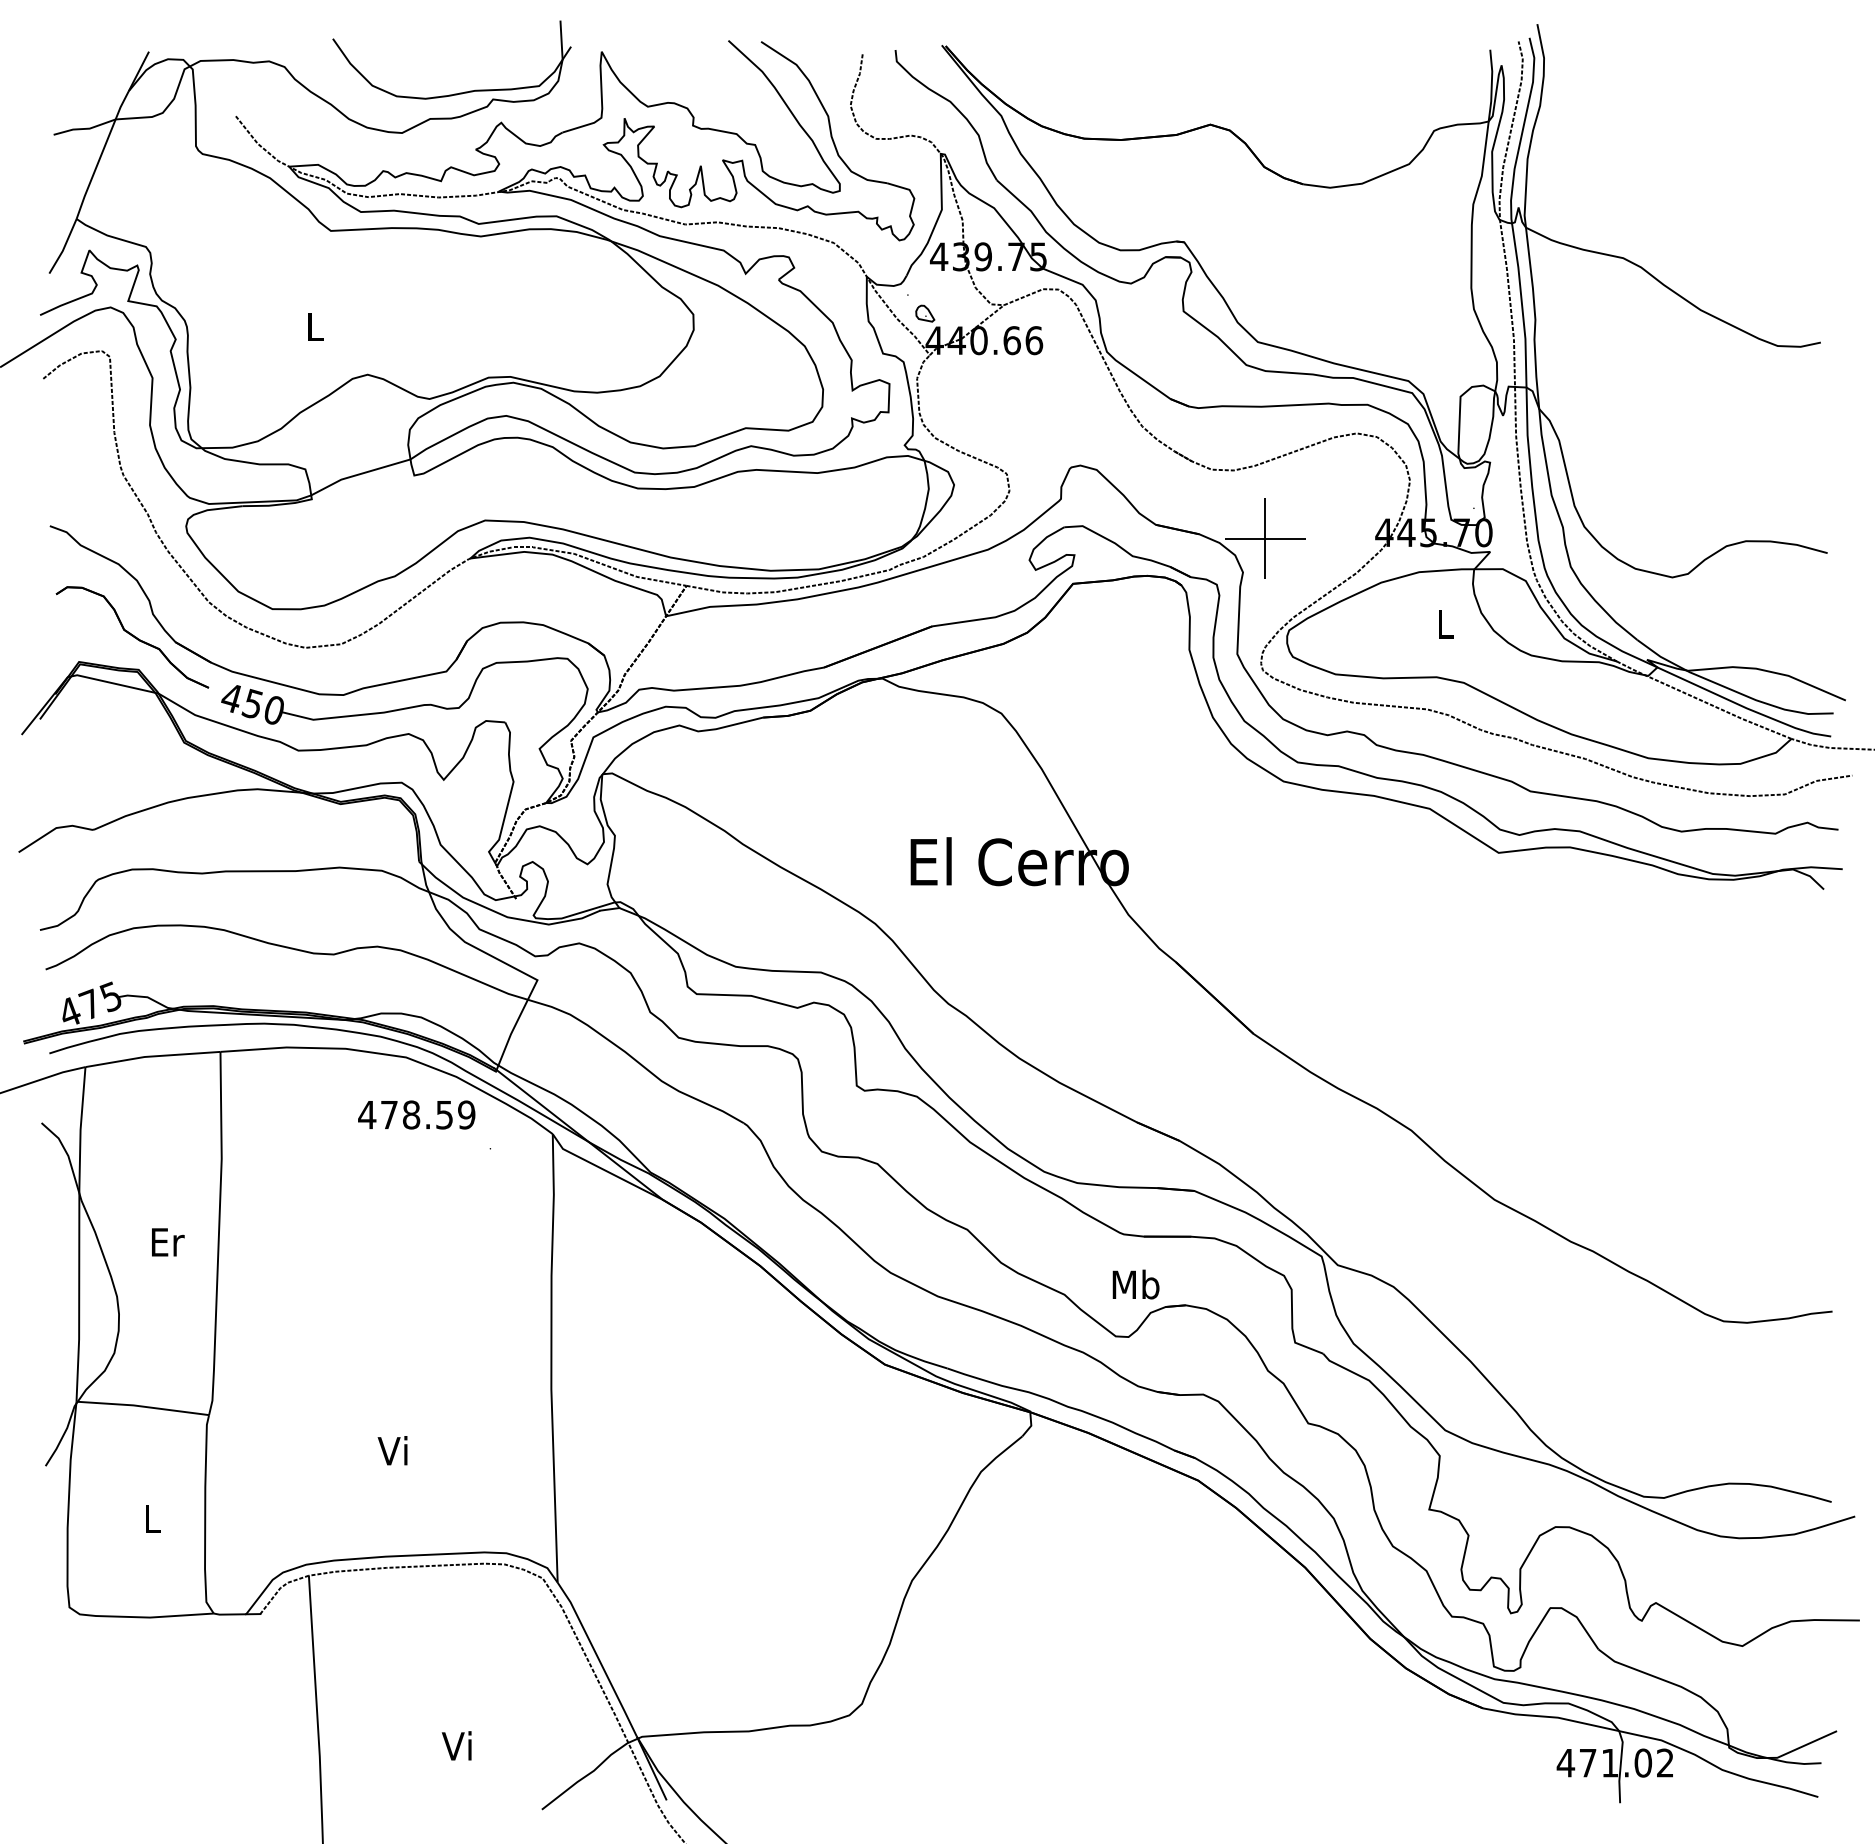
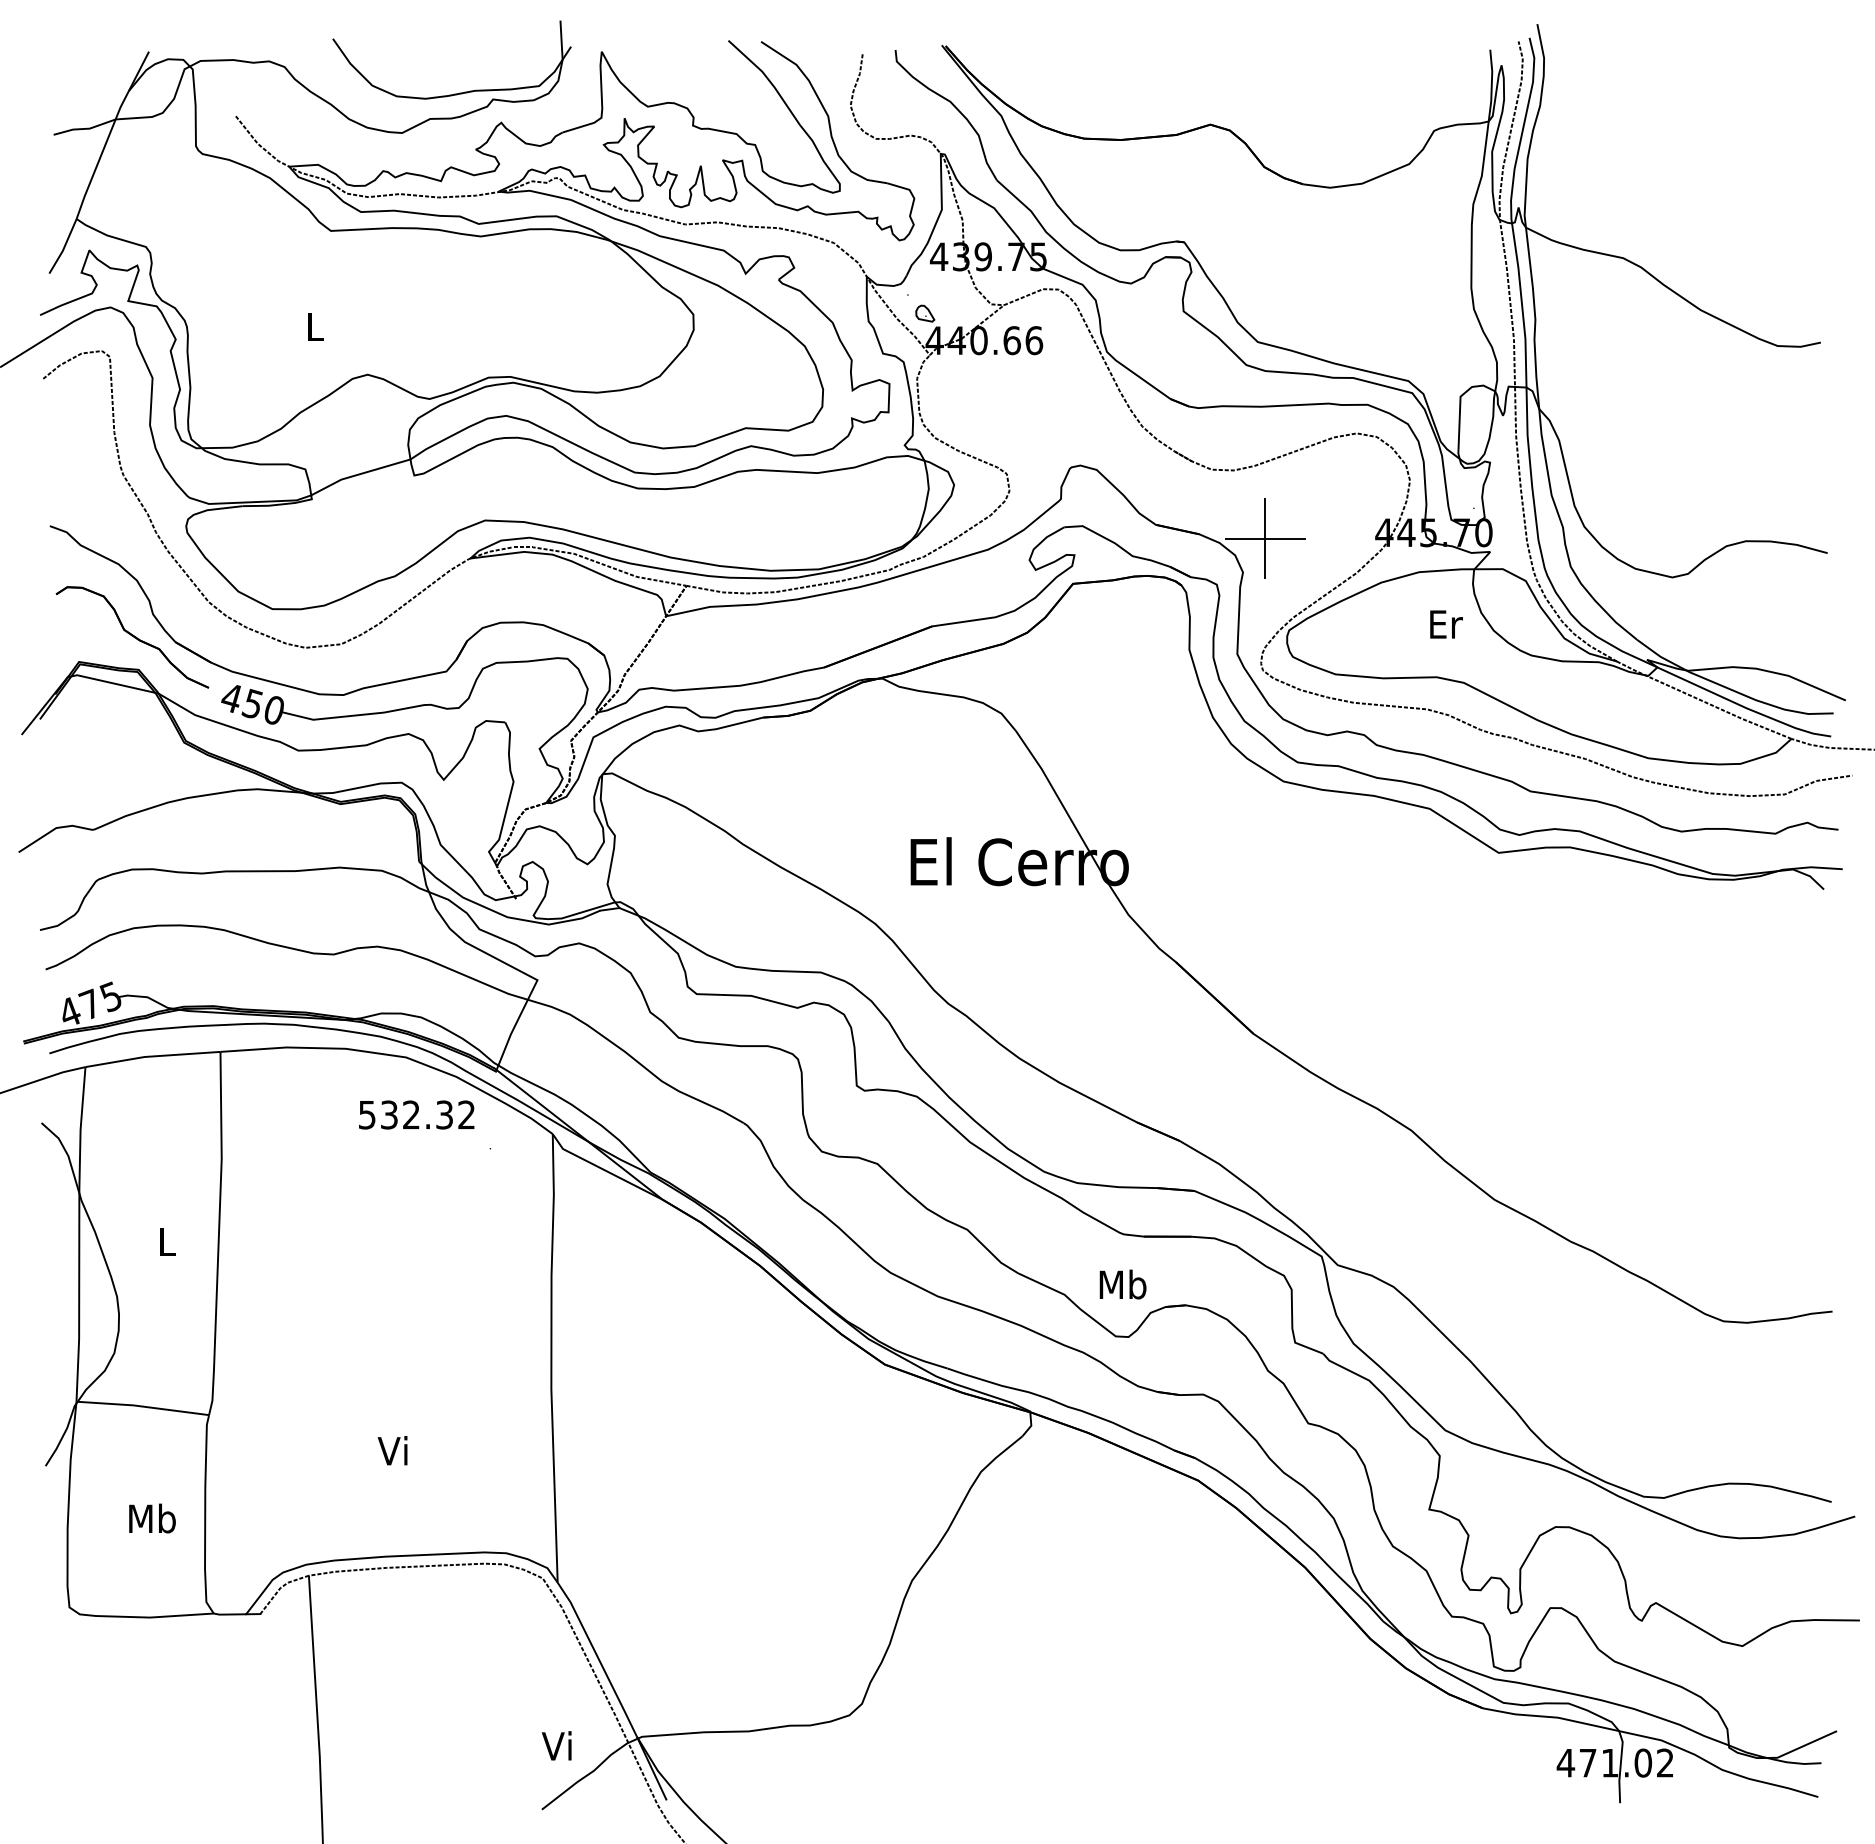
text: L -> Er (1446, 624)
text: 478.59 -> 532.32 (416, 1114)
text: Er -> L (168, 1242)
text position: (1135, 1284) -> (1122, 1284) (1122, 1284)
text: L -> Mb (152, 1518)
text position: (456, 1745) -> (556, 1745) (556, 1745)
